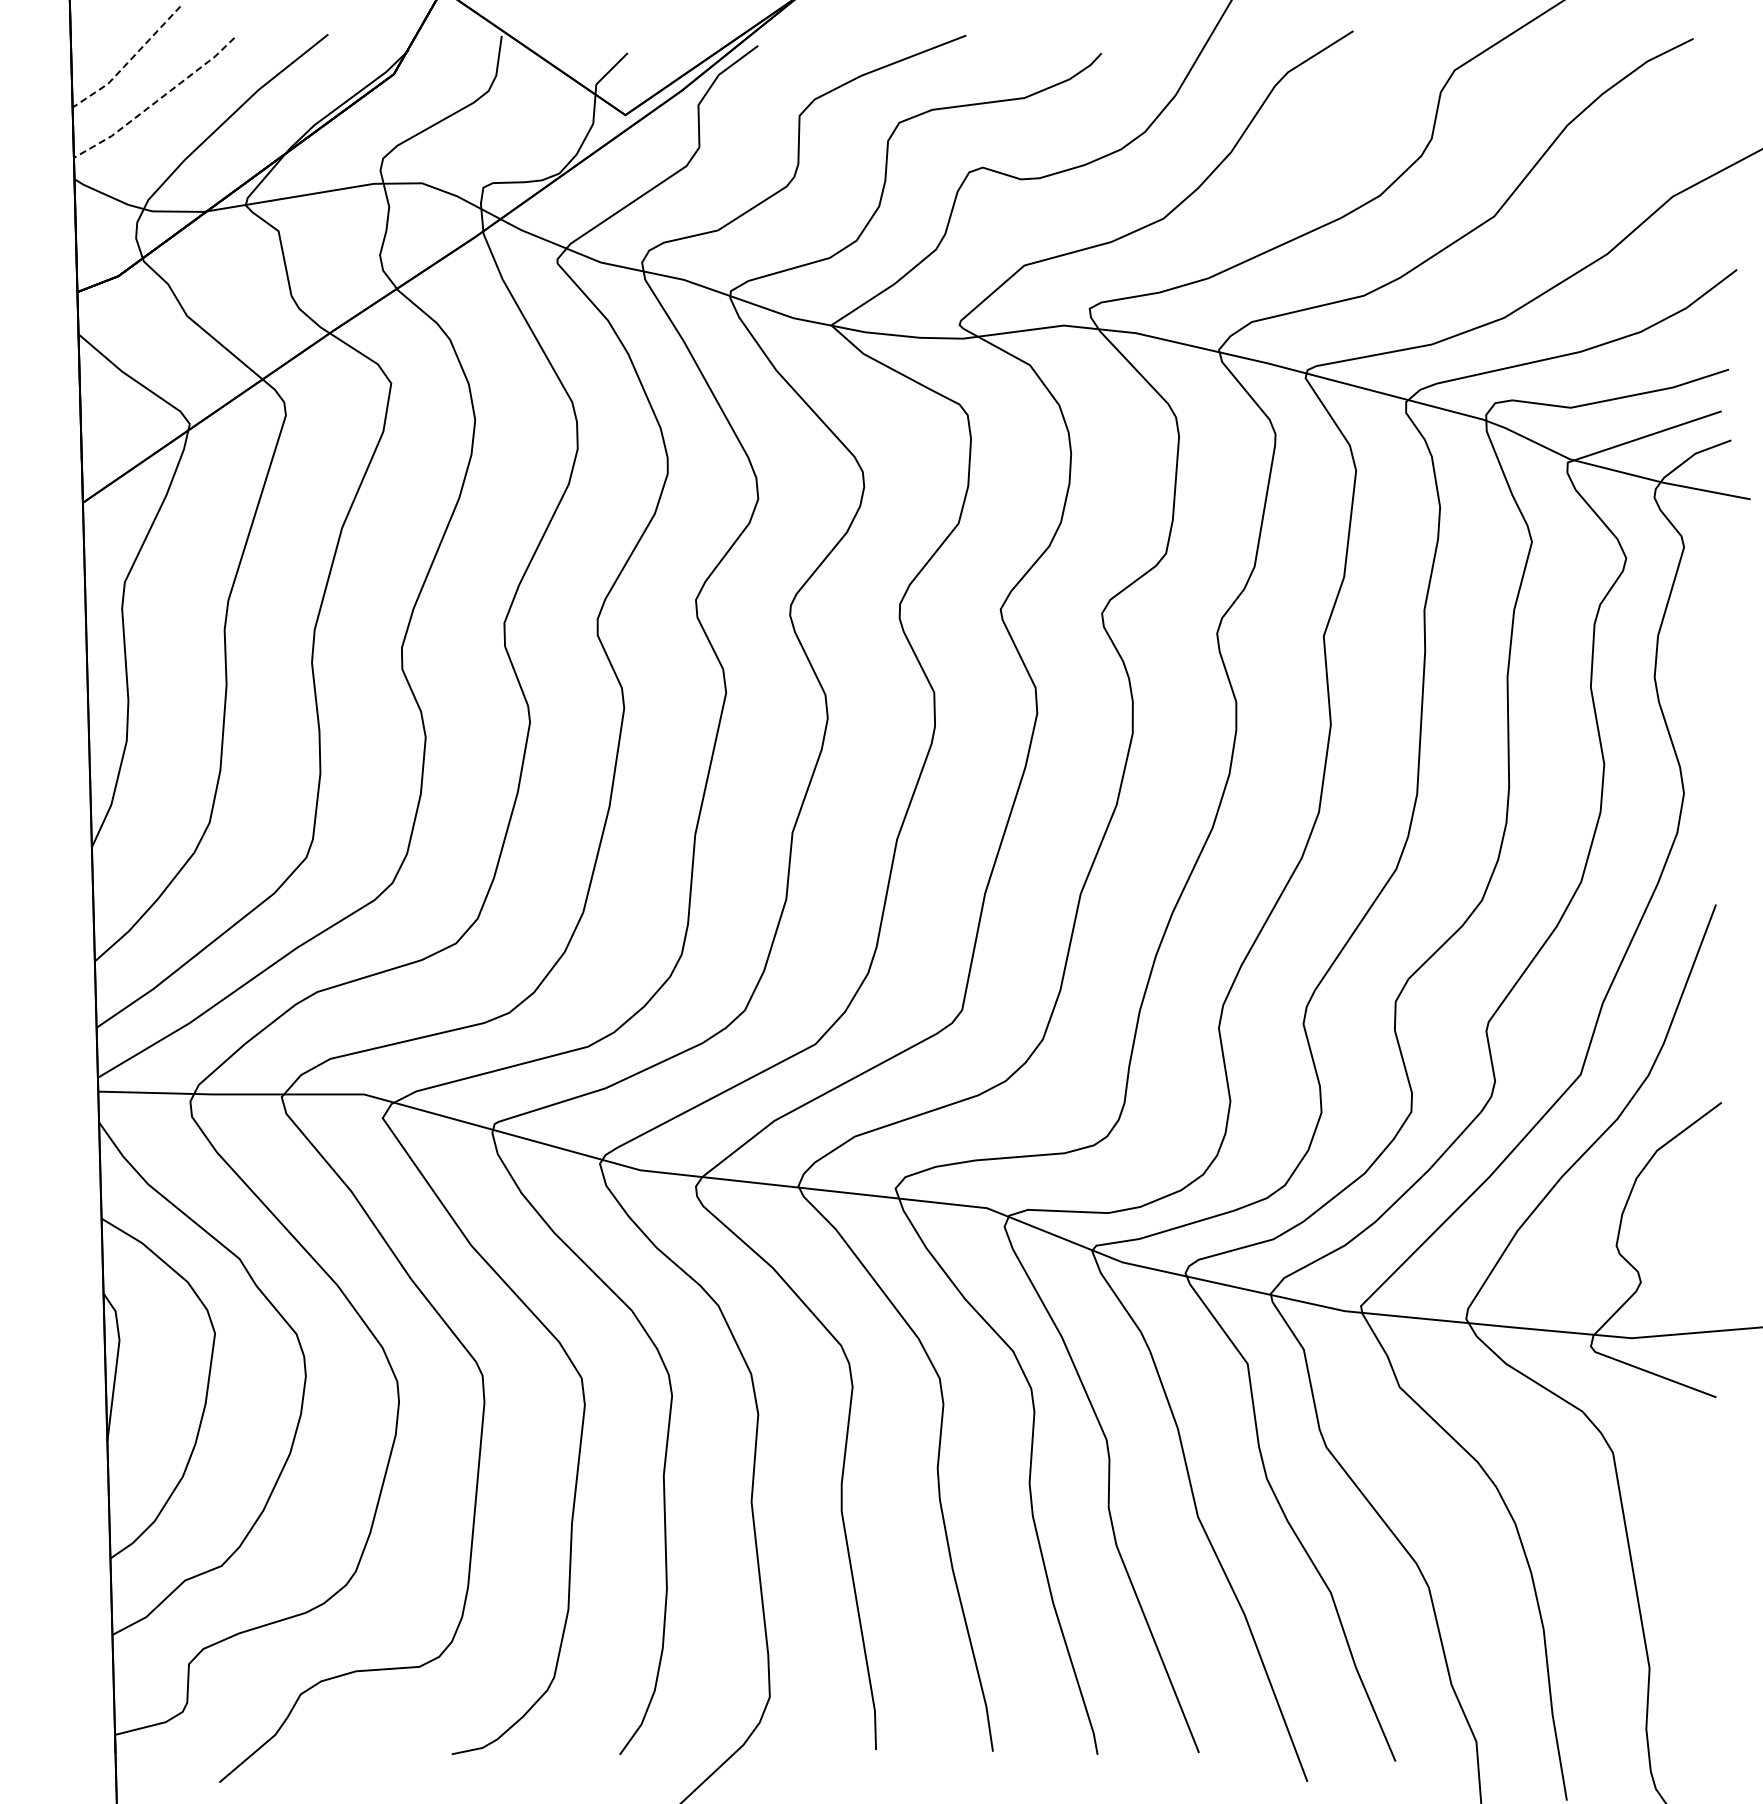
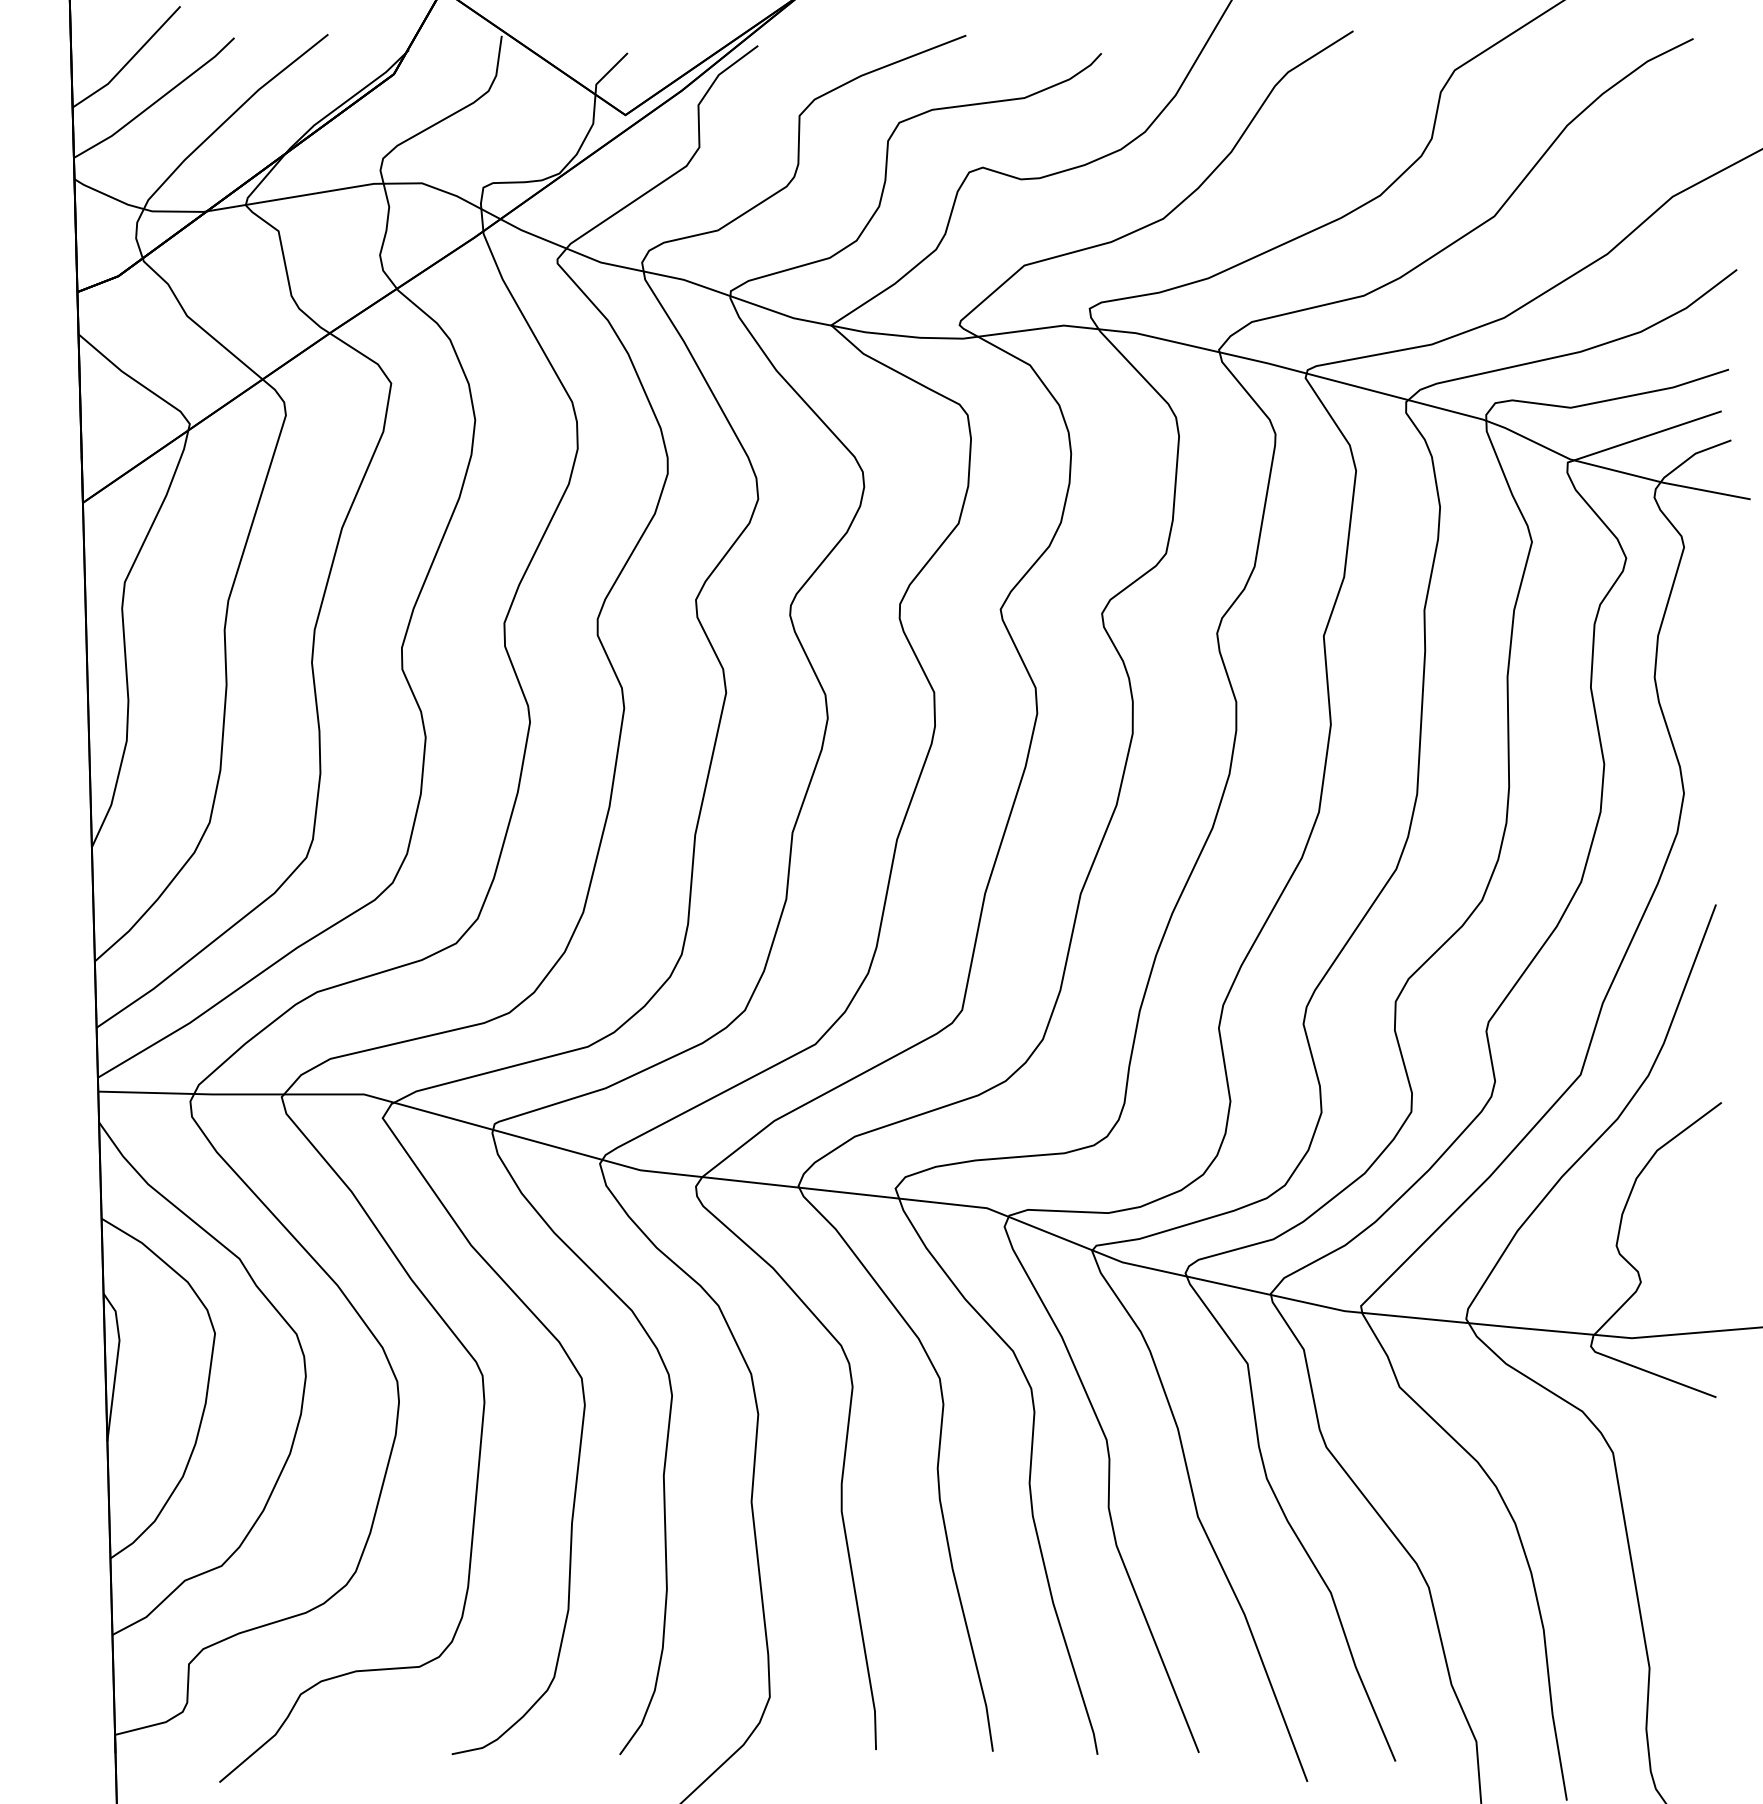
line: dashed -> solid (129, 61)
line: dashed -> solid (156, 101)
